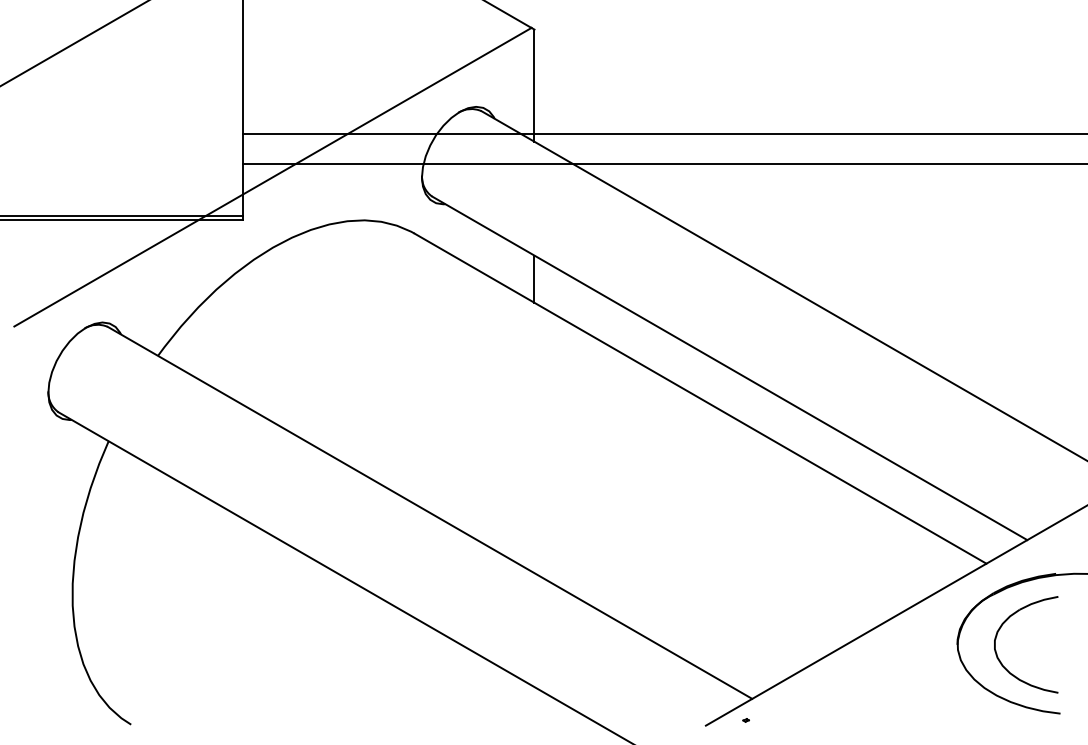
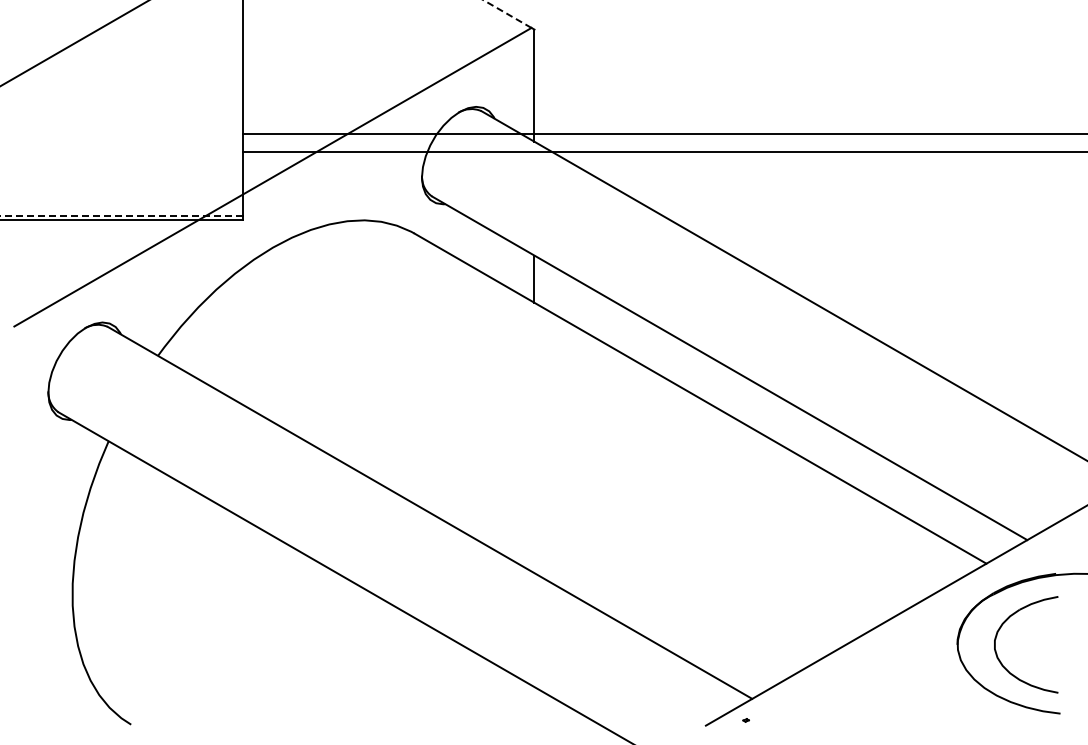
line: solid -> dashed (507, 13)
line position: (663, 163) -> (663, 151) (663, 151)
line: solid -> dashed (121, 215)
